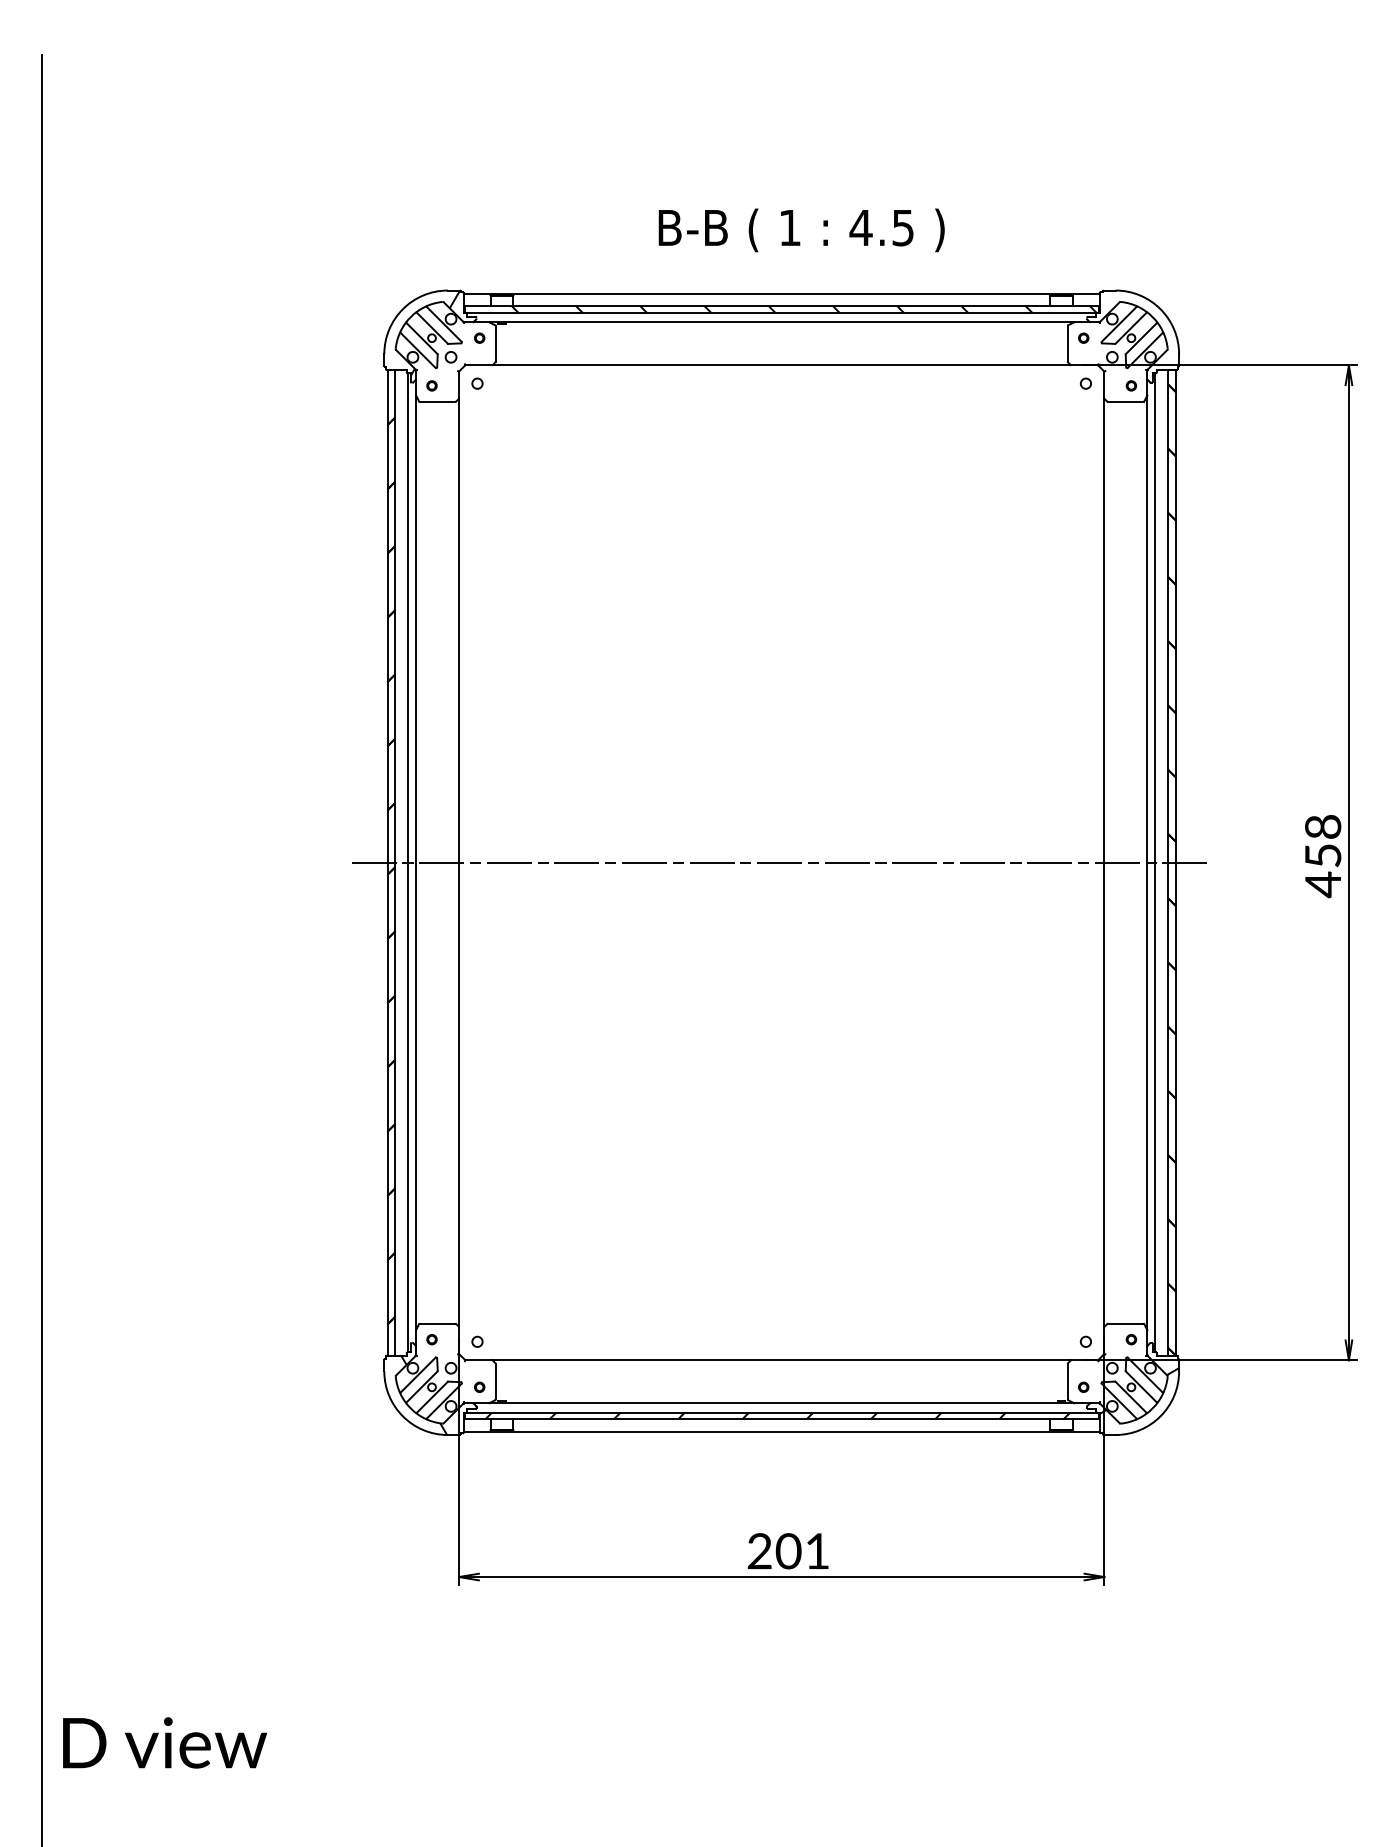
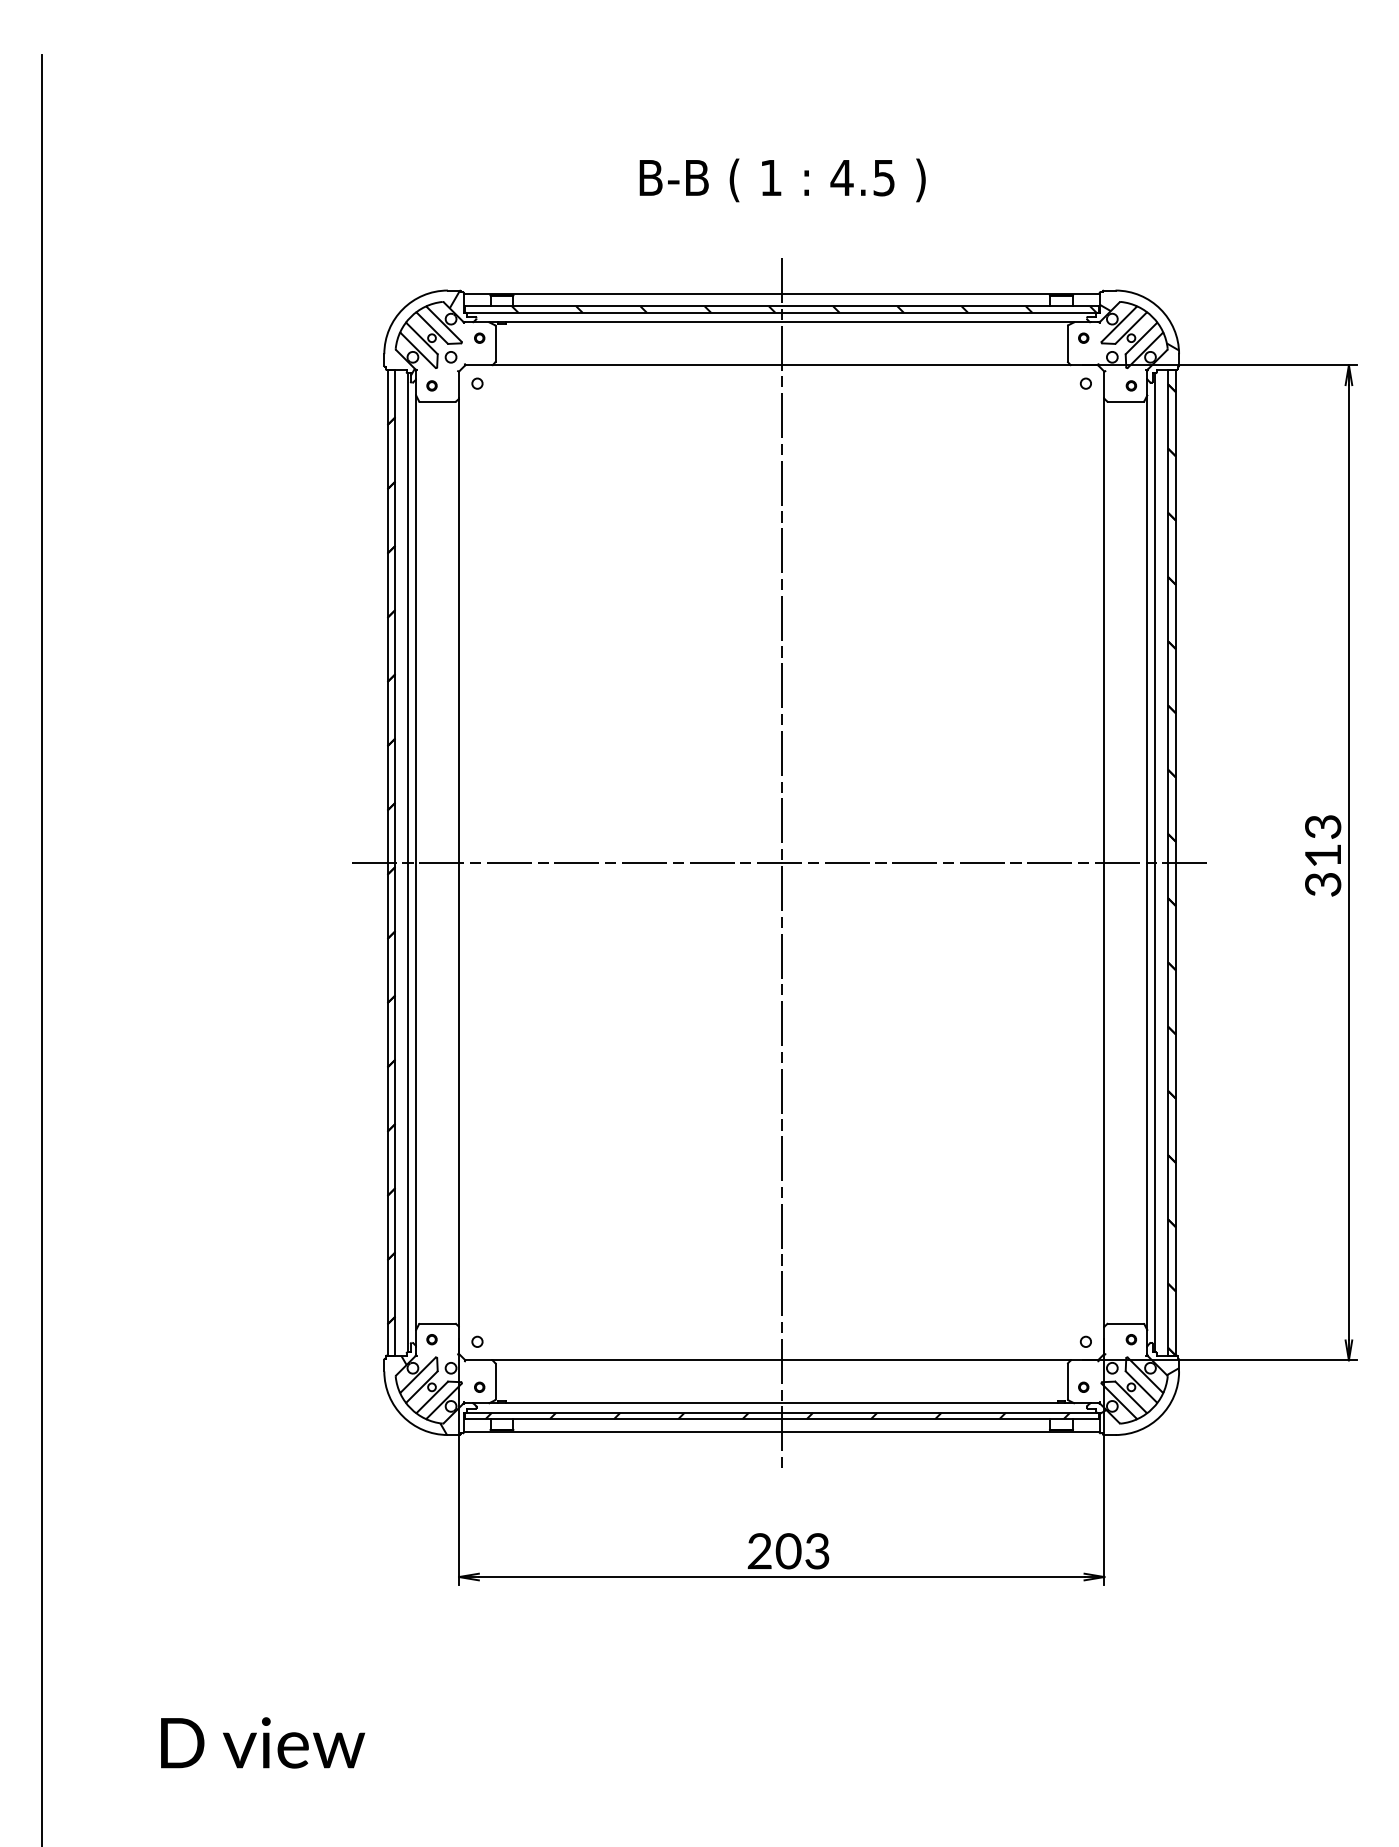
text position: (801, 230) -> (782, 180) (782, 180)
hatch: none -> present (1139, 327)
text: 458 -> 313 (1323, 856)
line: none -> present (781, 862)
text: 201 -> 203 (817, 1551)
text position: (165, 1742) -> (263, 1742) (263, 1742)
